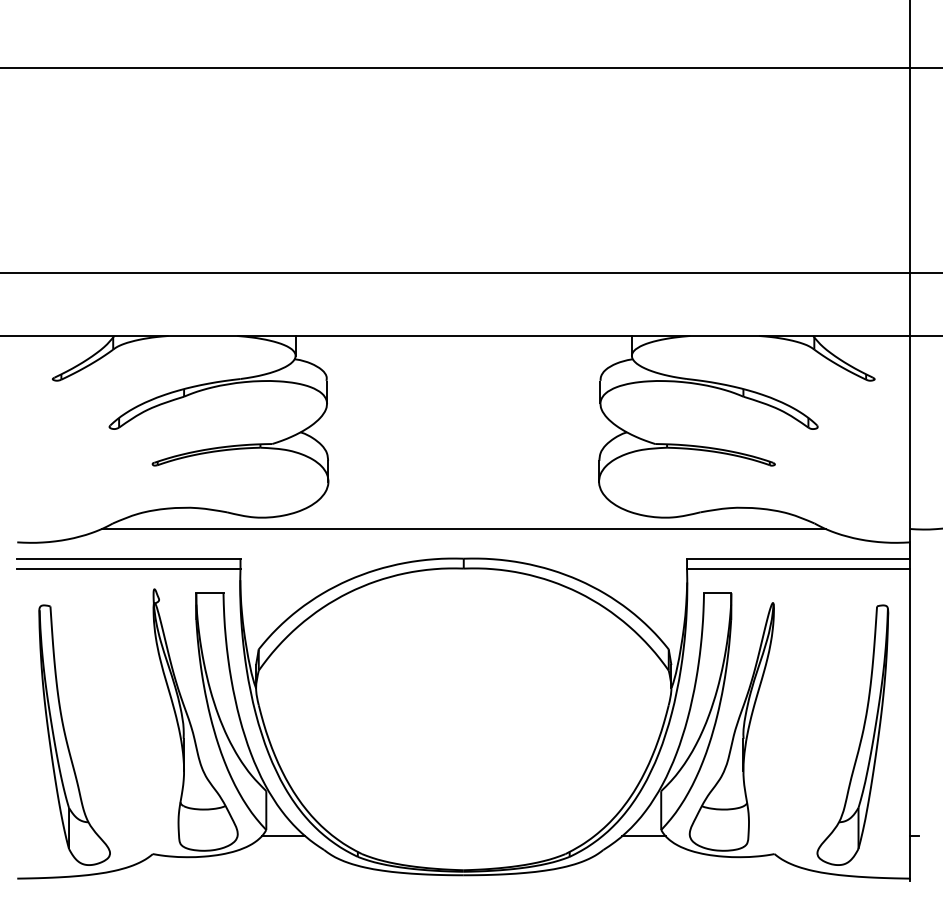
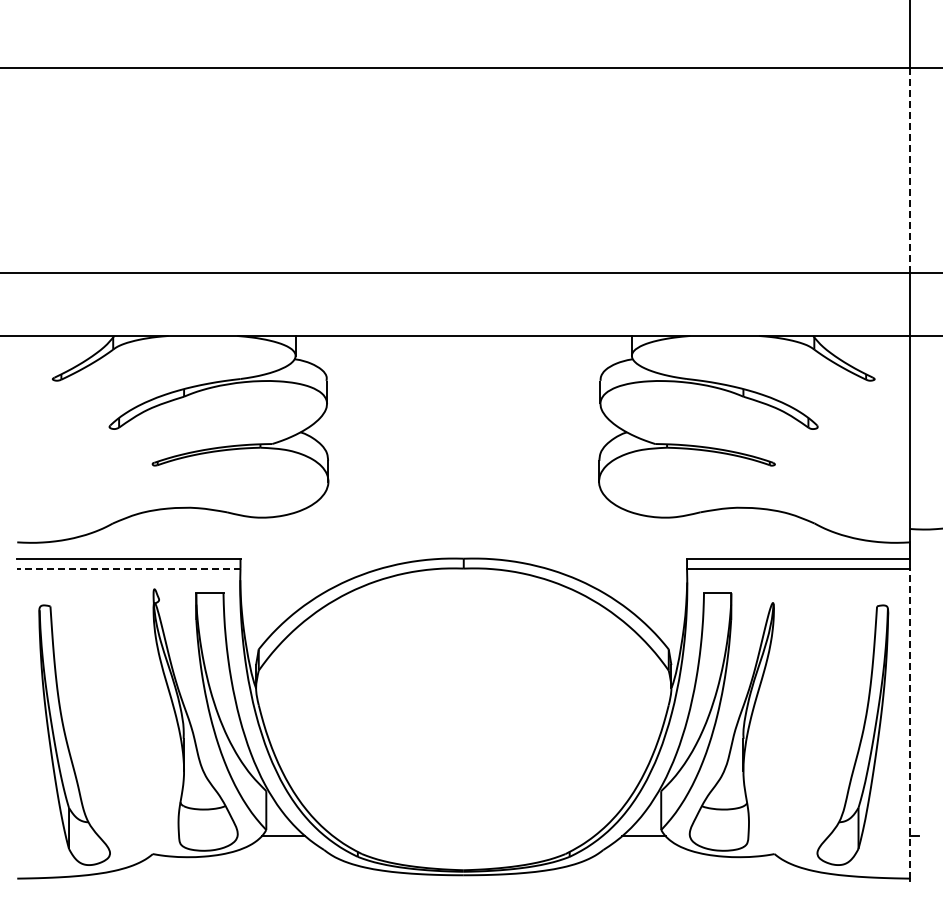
line: solid -> dashed (910, 170)
line: present -> none (463, 529)
line: solid -> dashed (128, 568)
line: solid -> dashed (910, 723)
